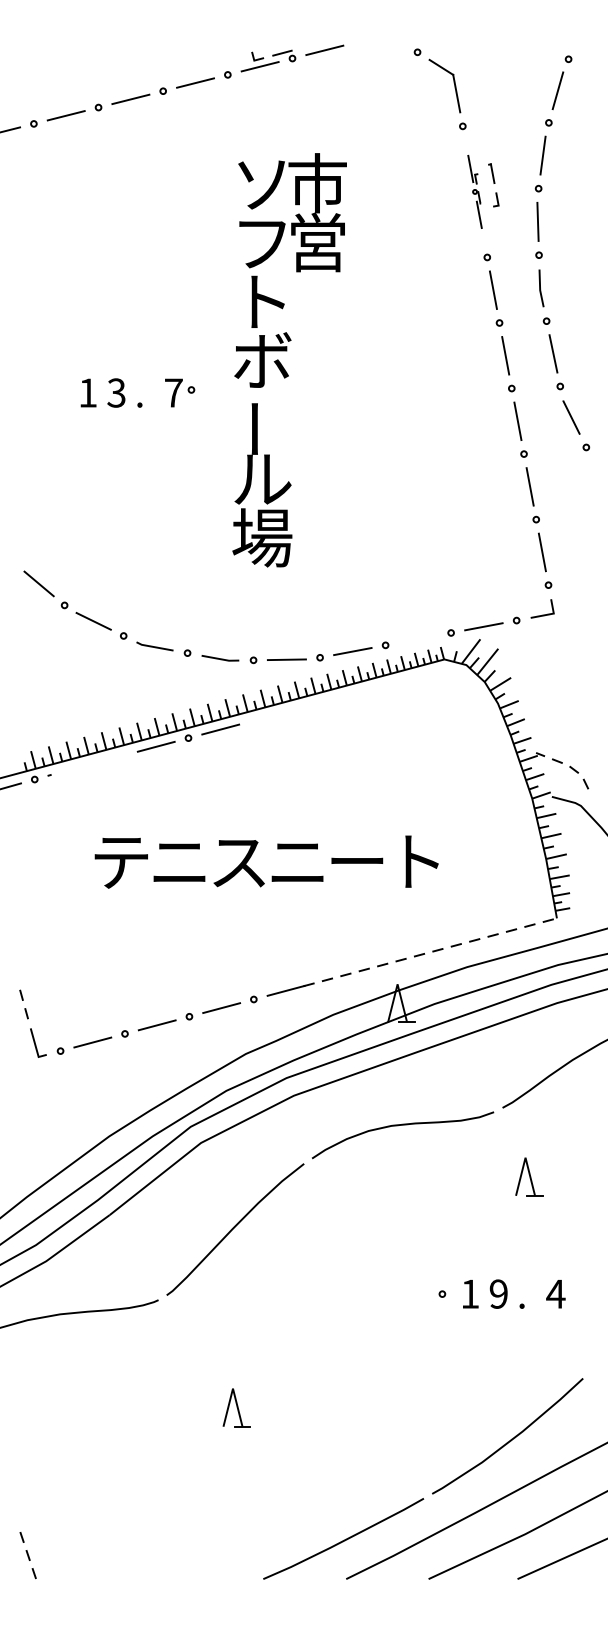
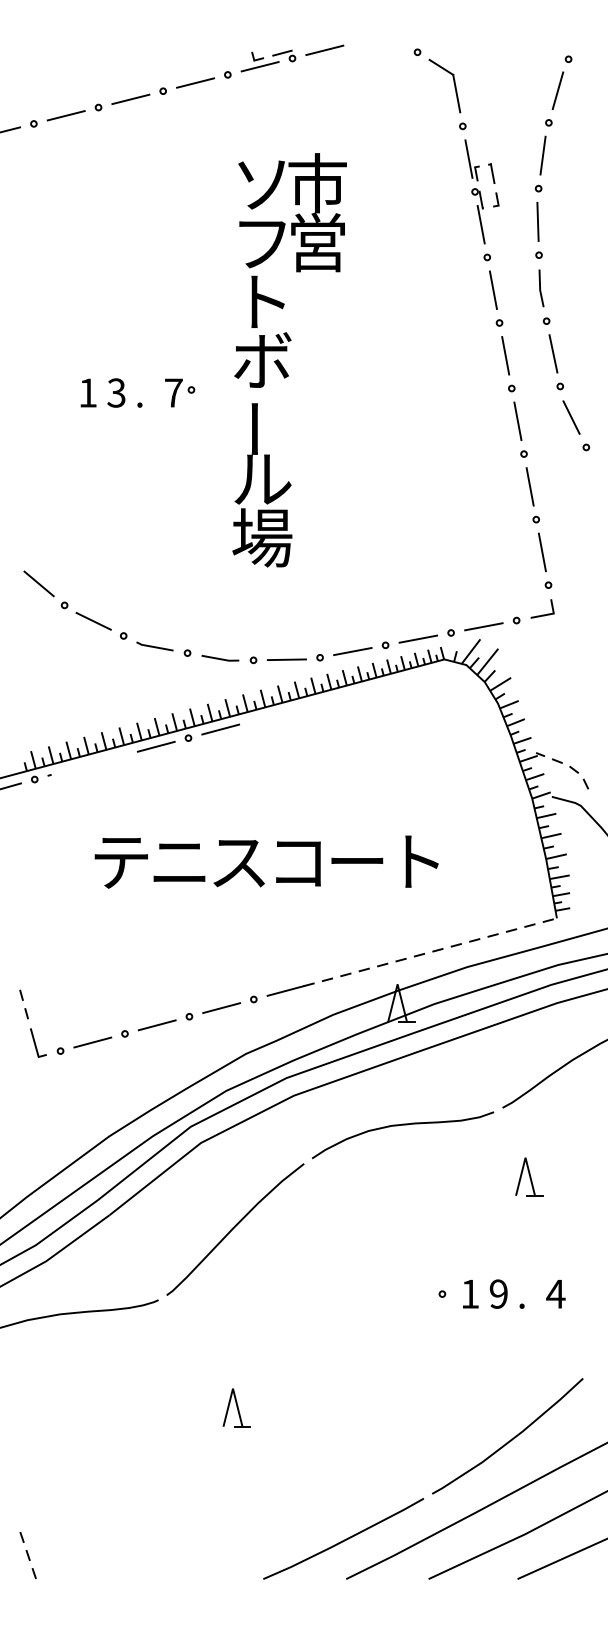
part size: 16x75 px -> 22x106 px (474, 191)
line: none -> present (418, 638)
text: ニ -> コ (297, 863)
